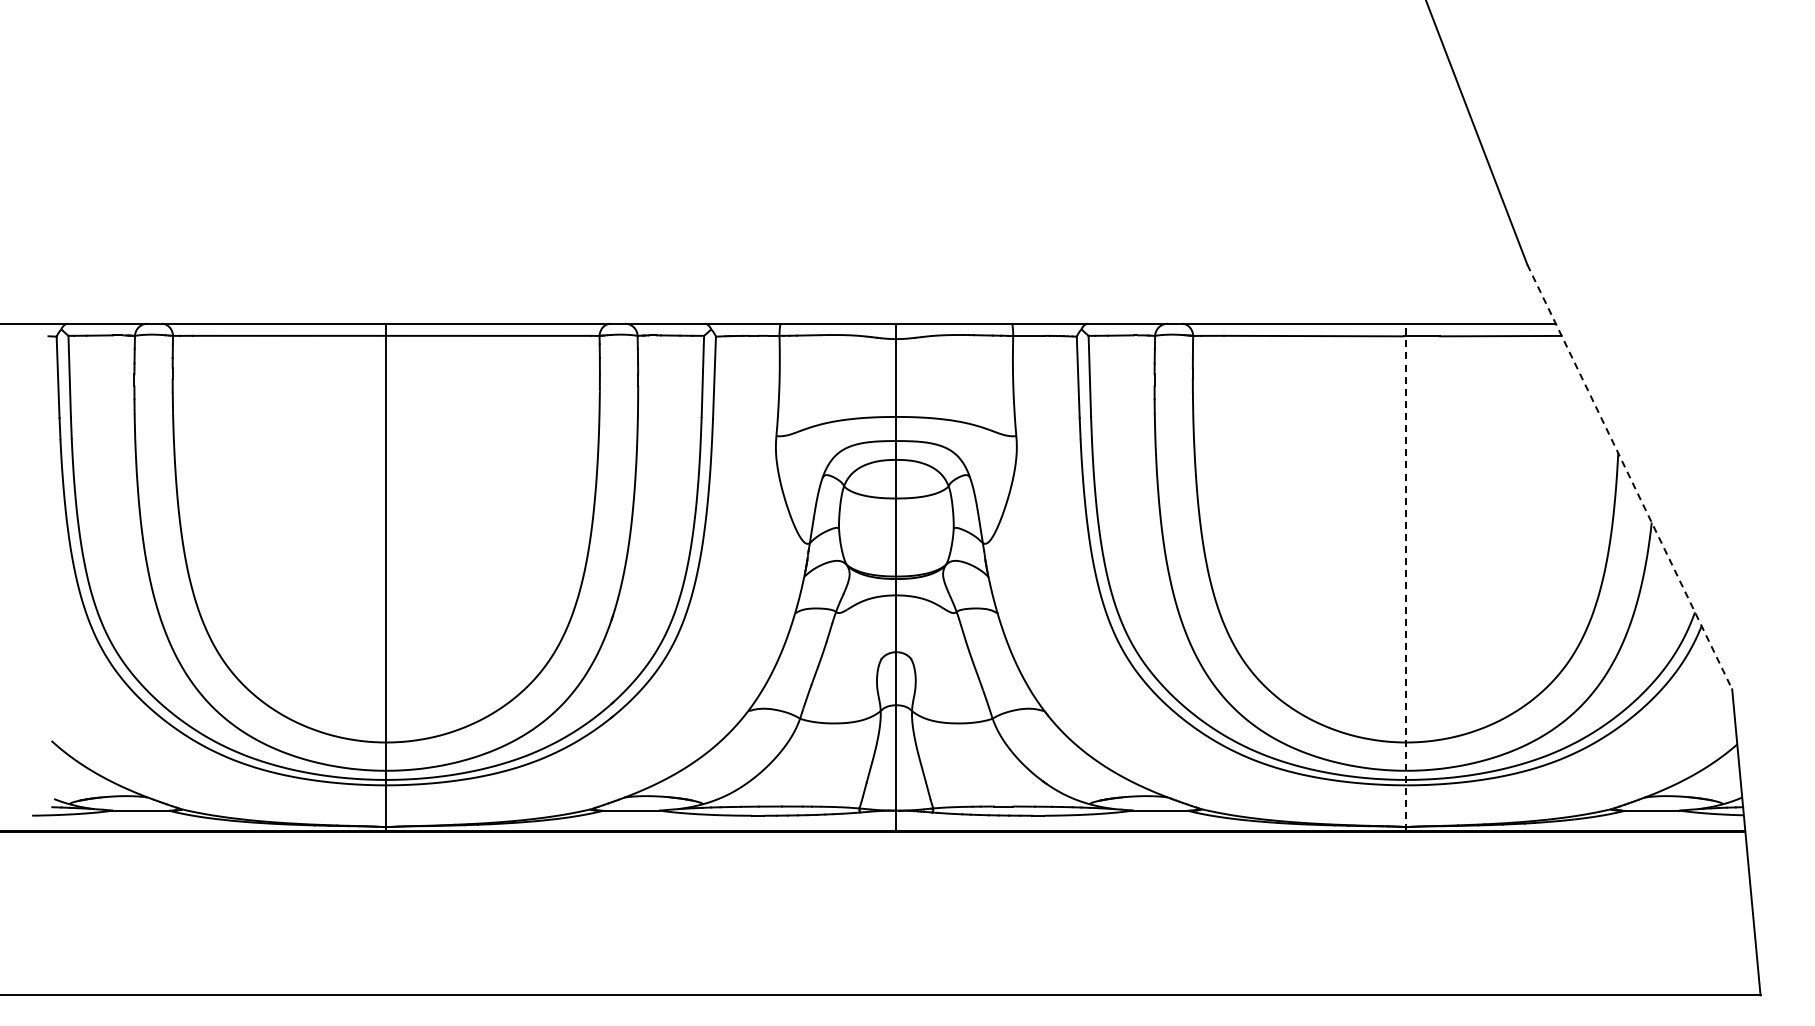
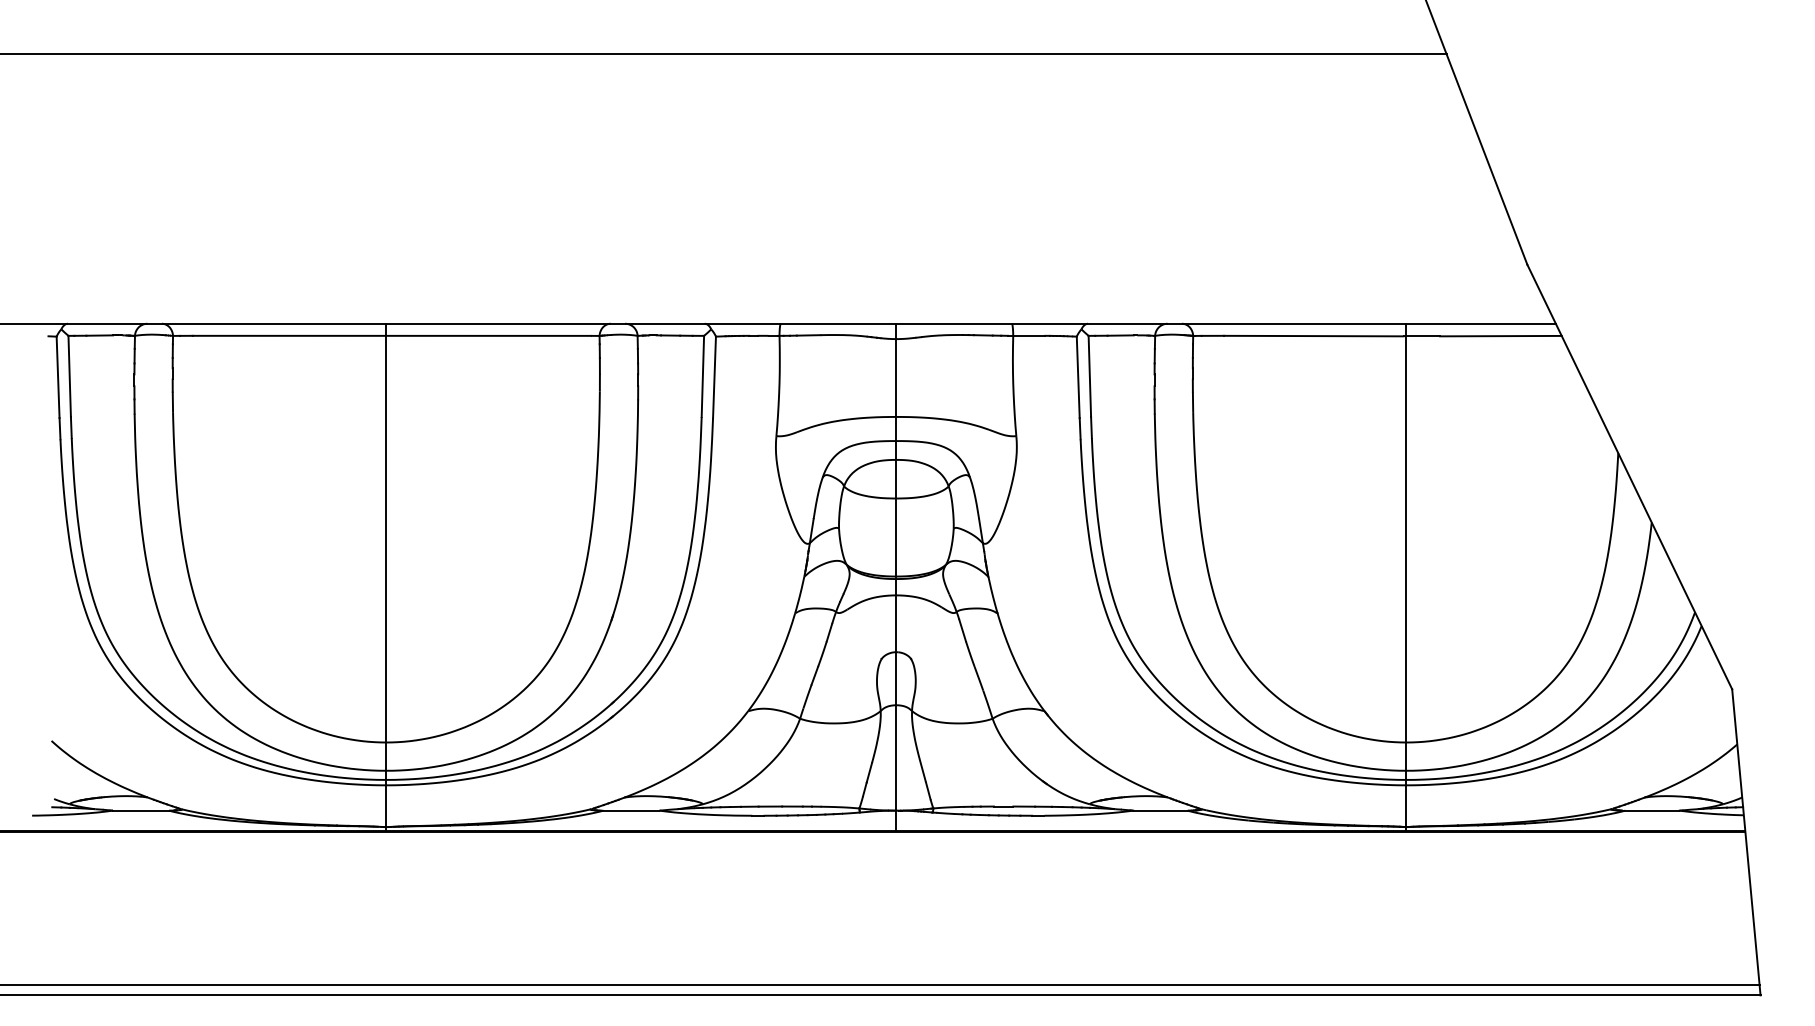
line: none -> present (724, 53)
line: dashed -> solid (1629, 477)
line: dashed -> solid (1406, 577)
line: none -> present (880, 984)
